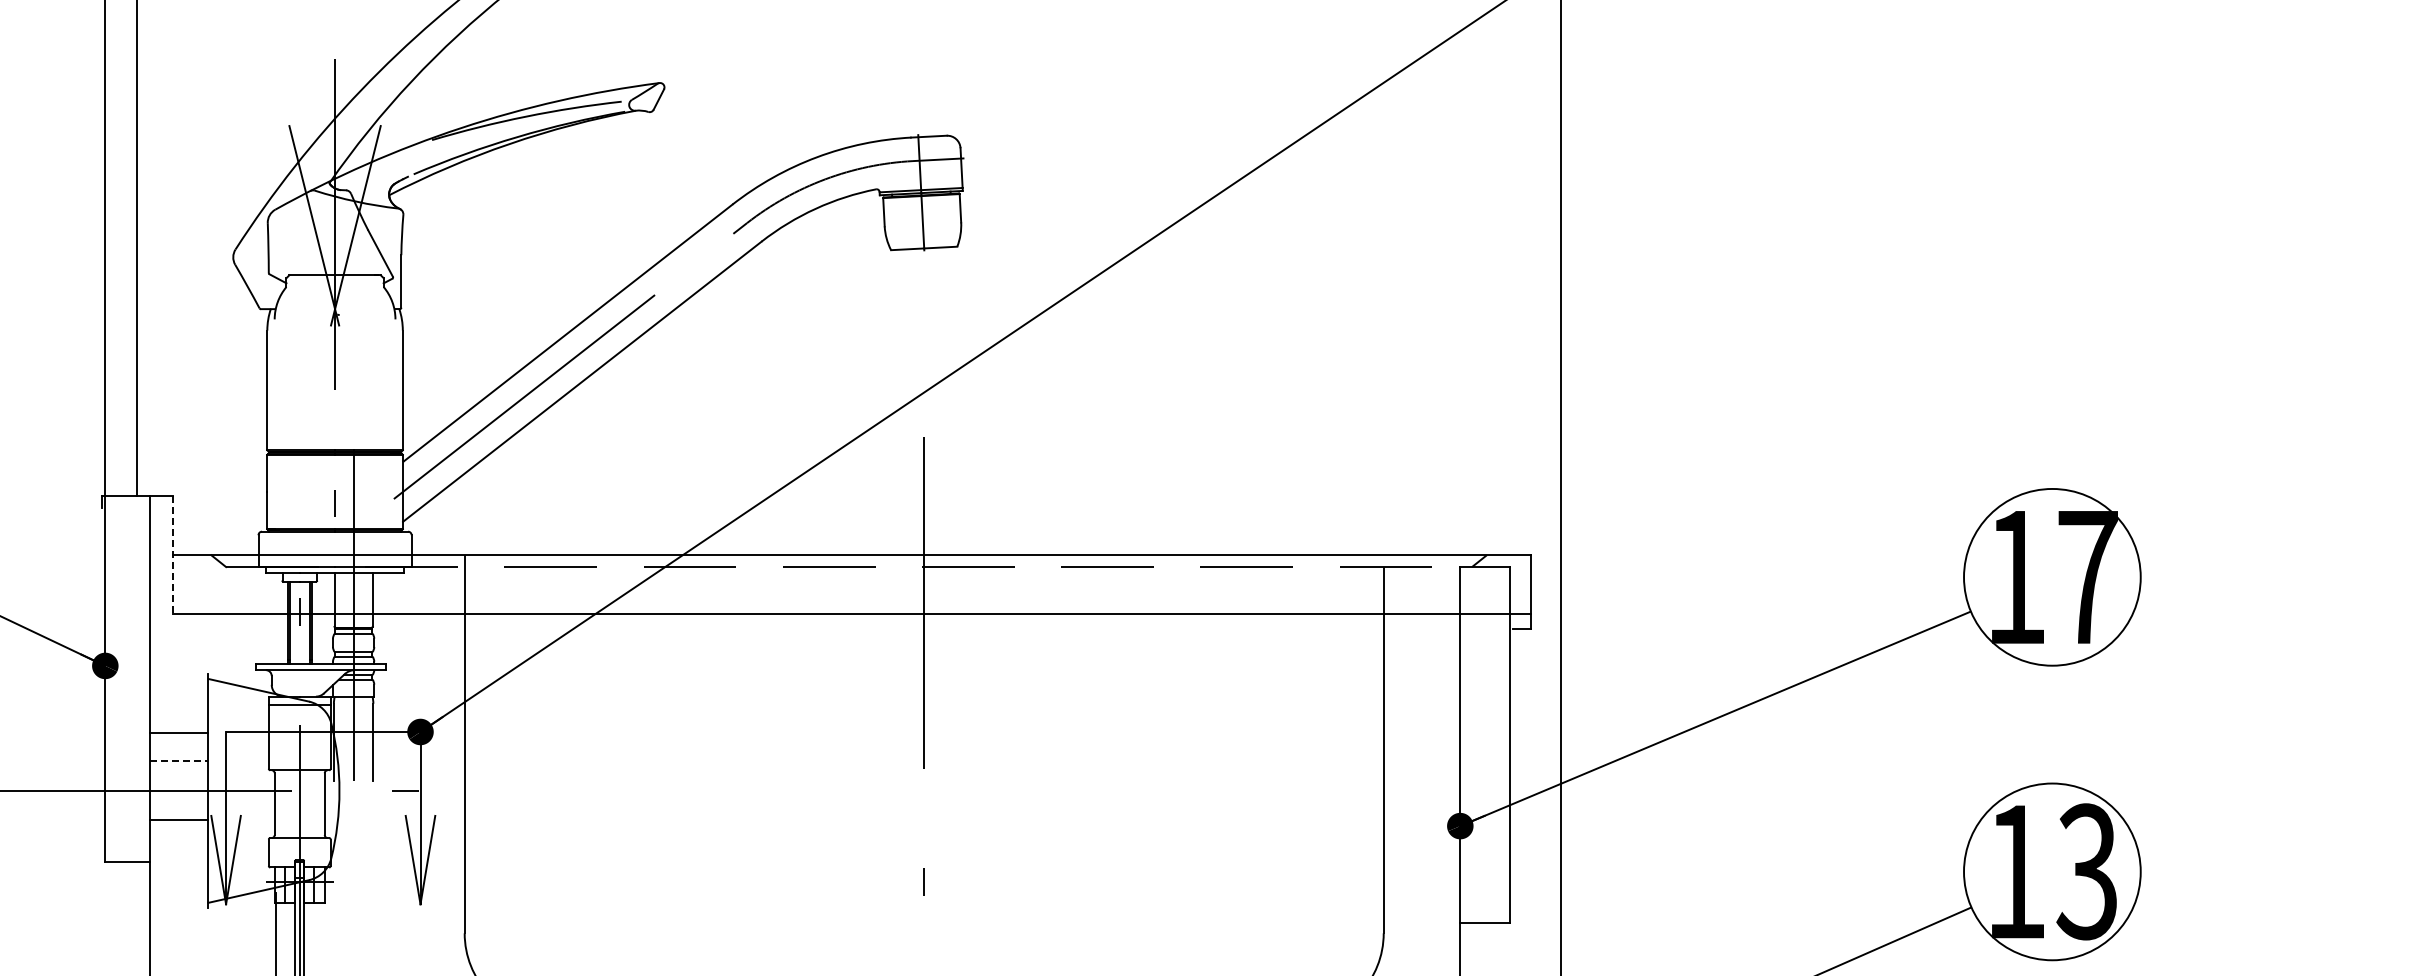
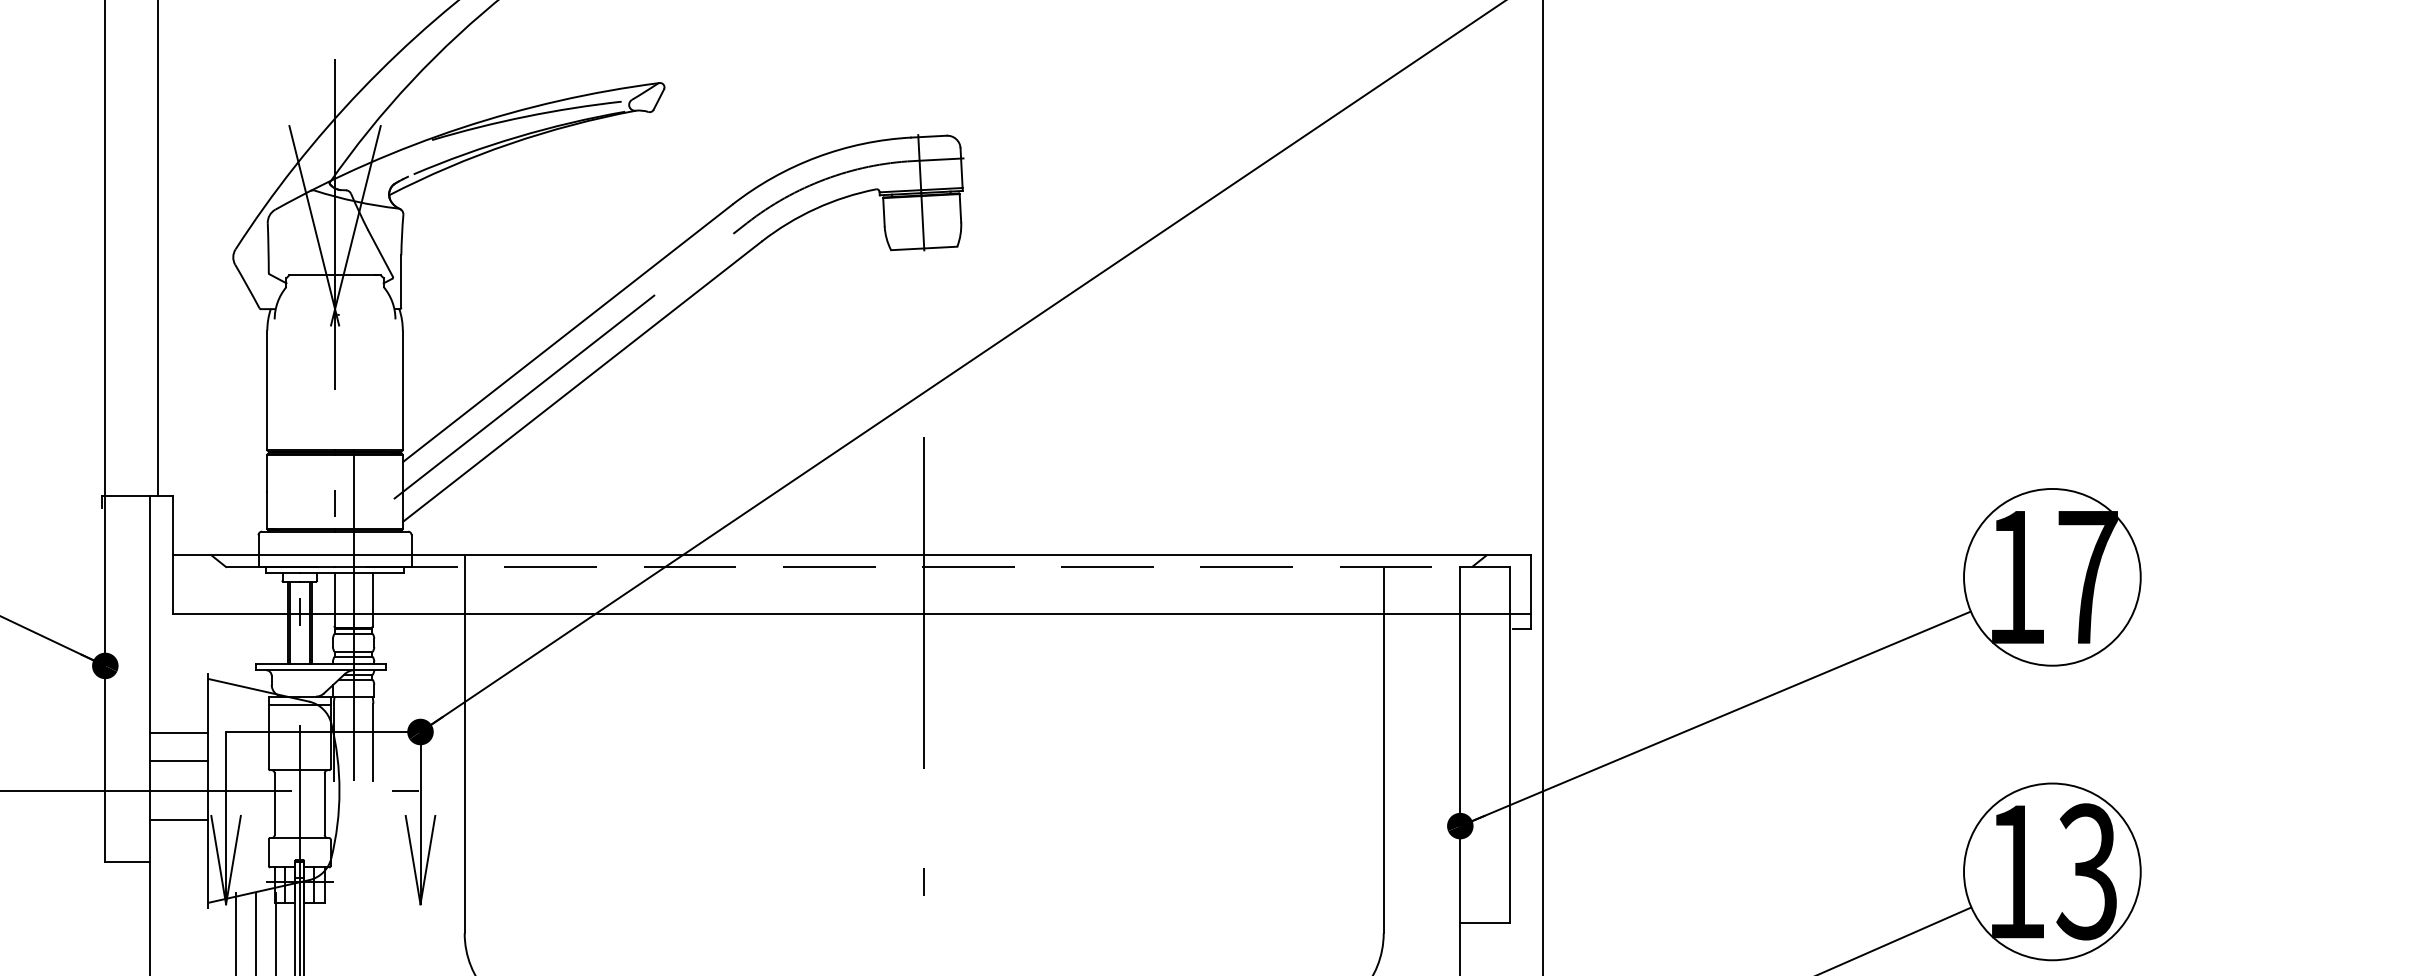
line position: (137, 249) -> (158, 249) (158, 249)
line position: (1560, 487) -> (1542, 487) (1542, 487)
line: dashed -> solid (173, 555)
line: dashed -> solid (179, 761)
line: none -> present (236, 932)
line: none -> present (255, 932)
